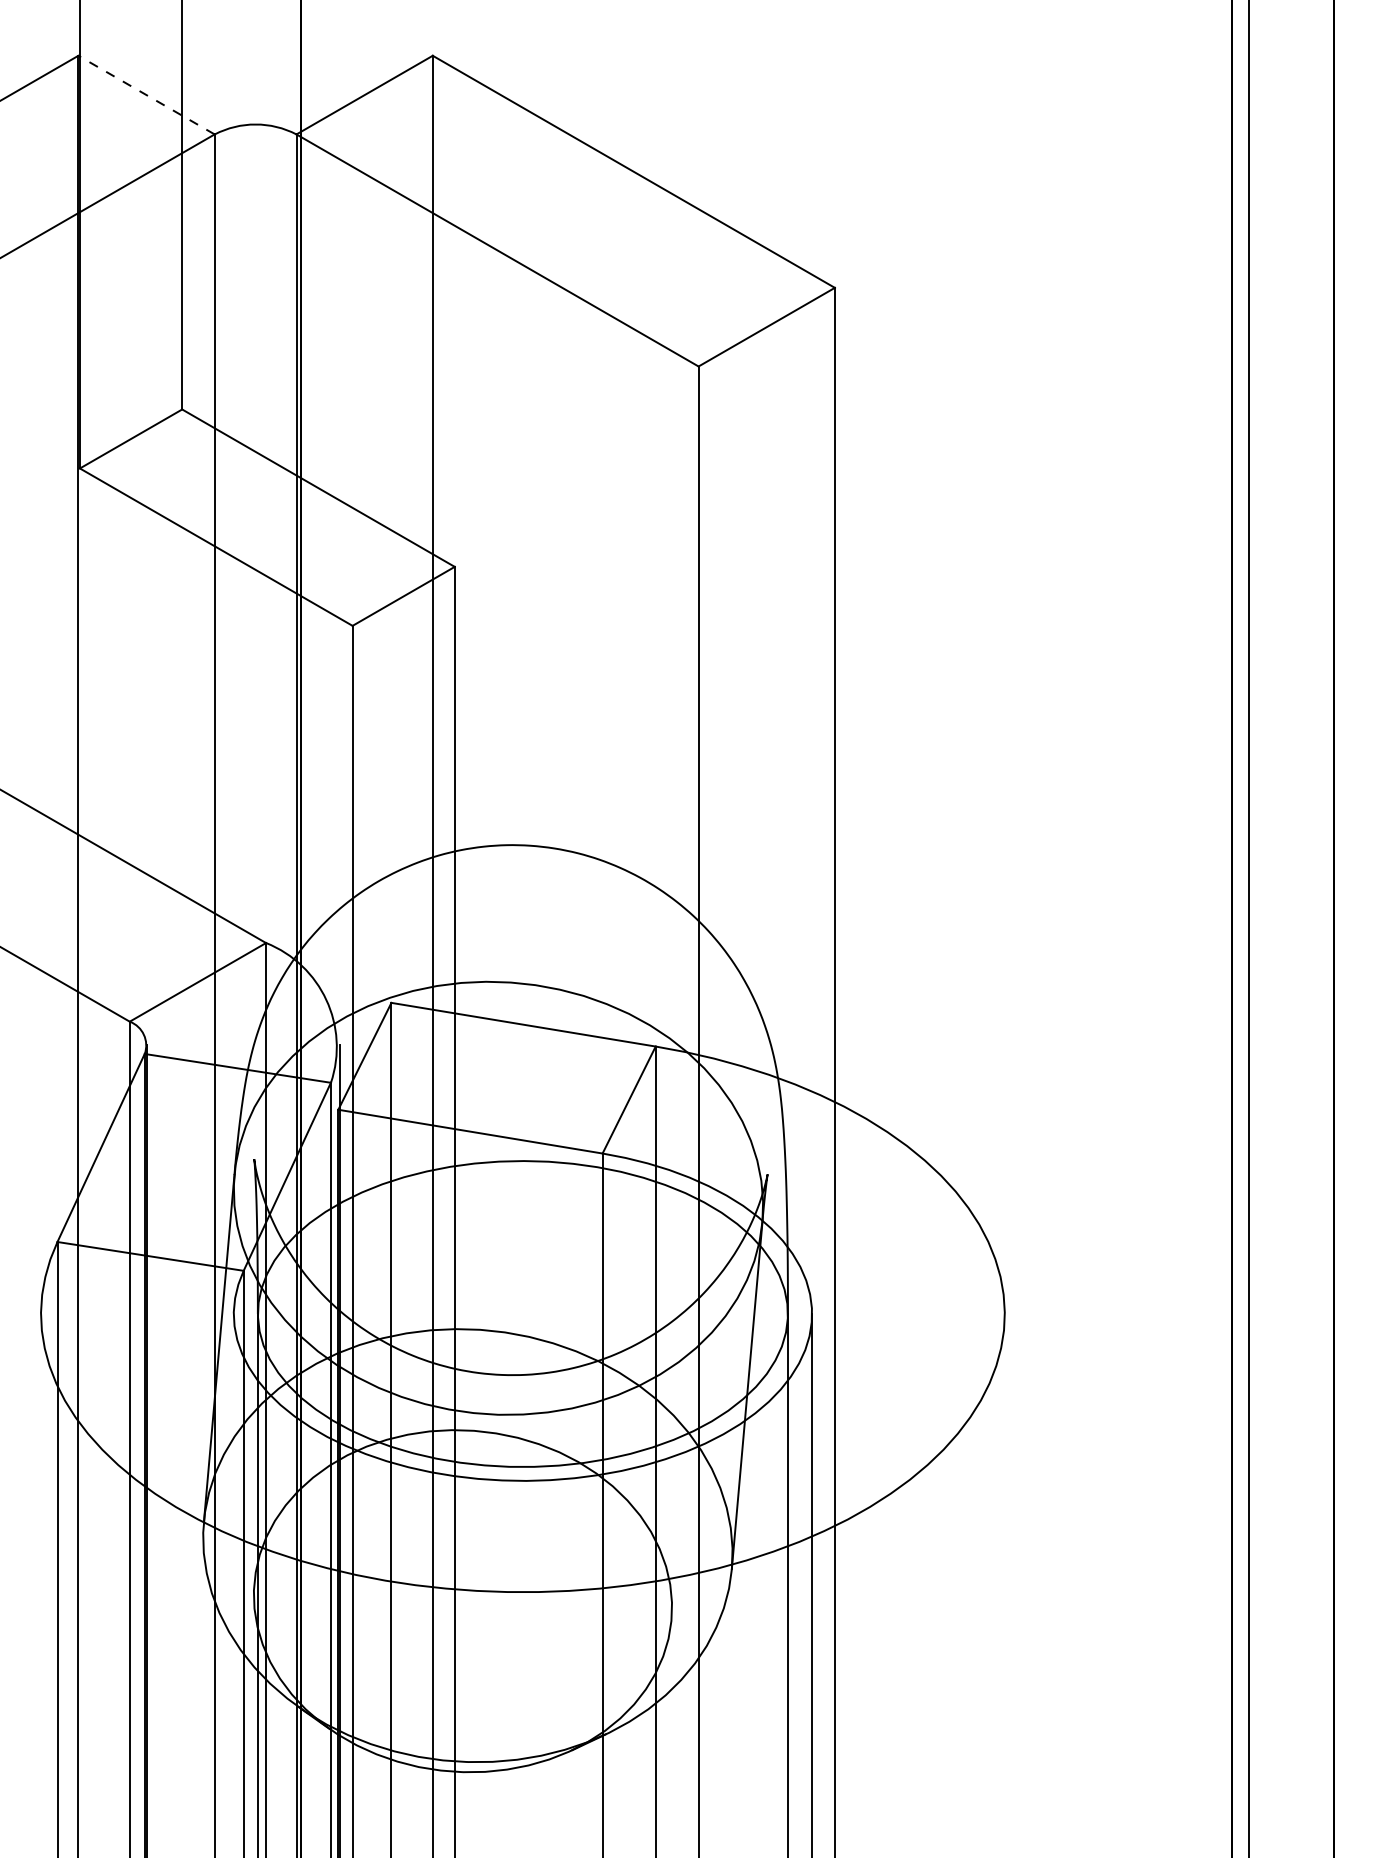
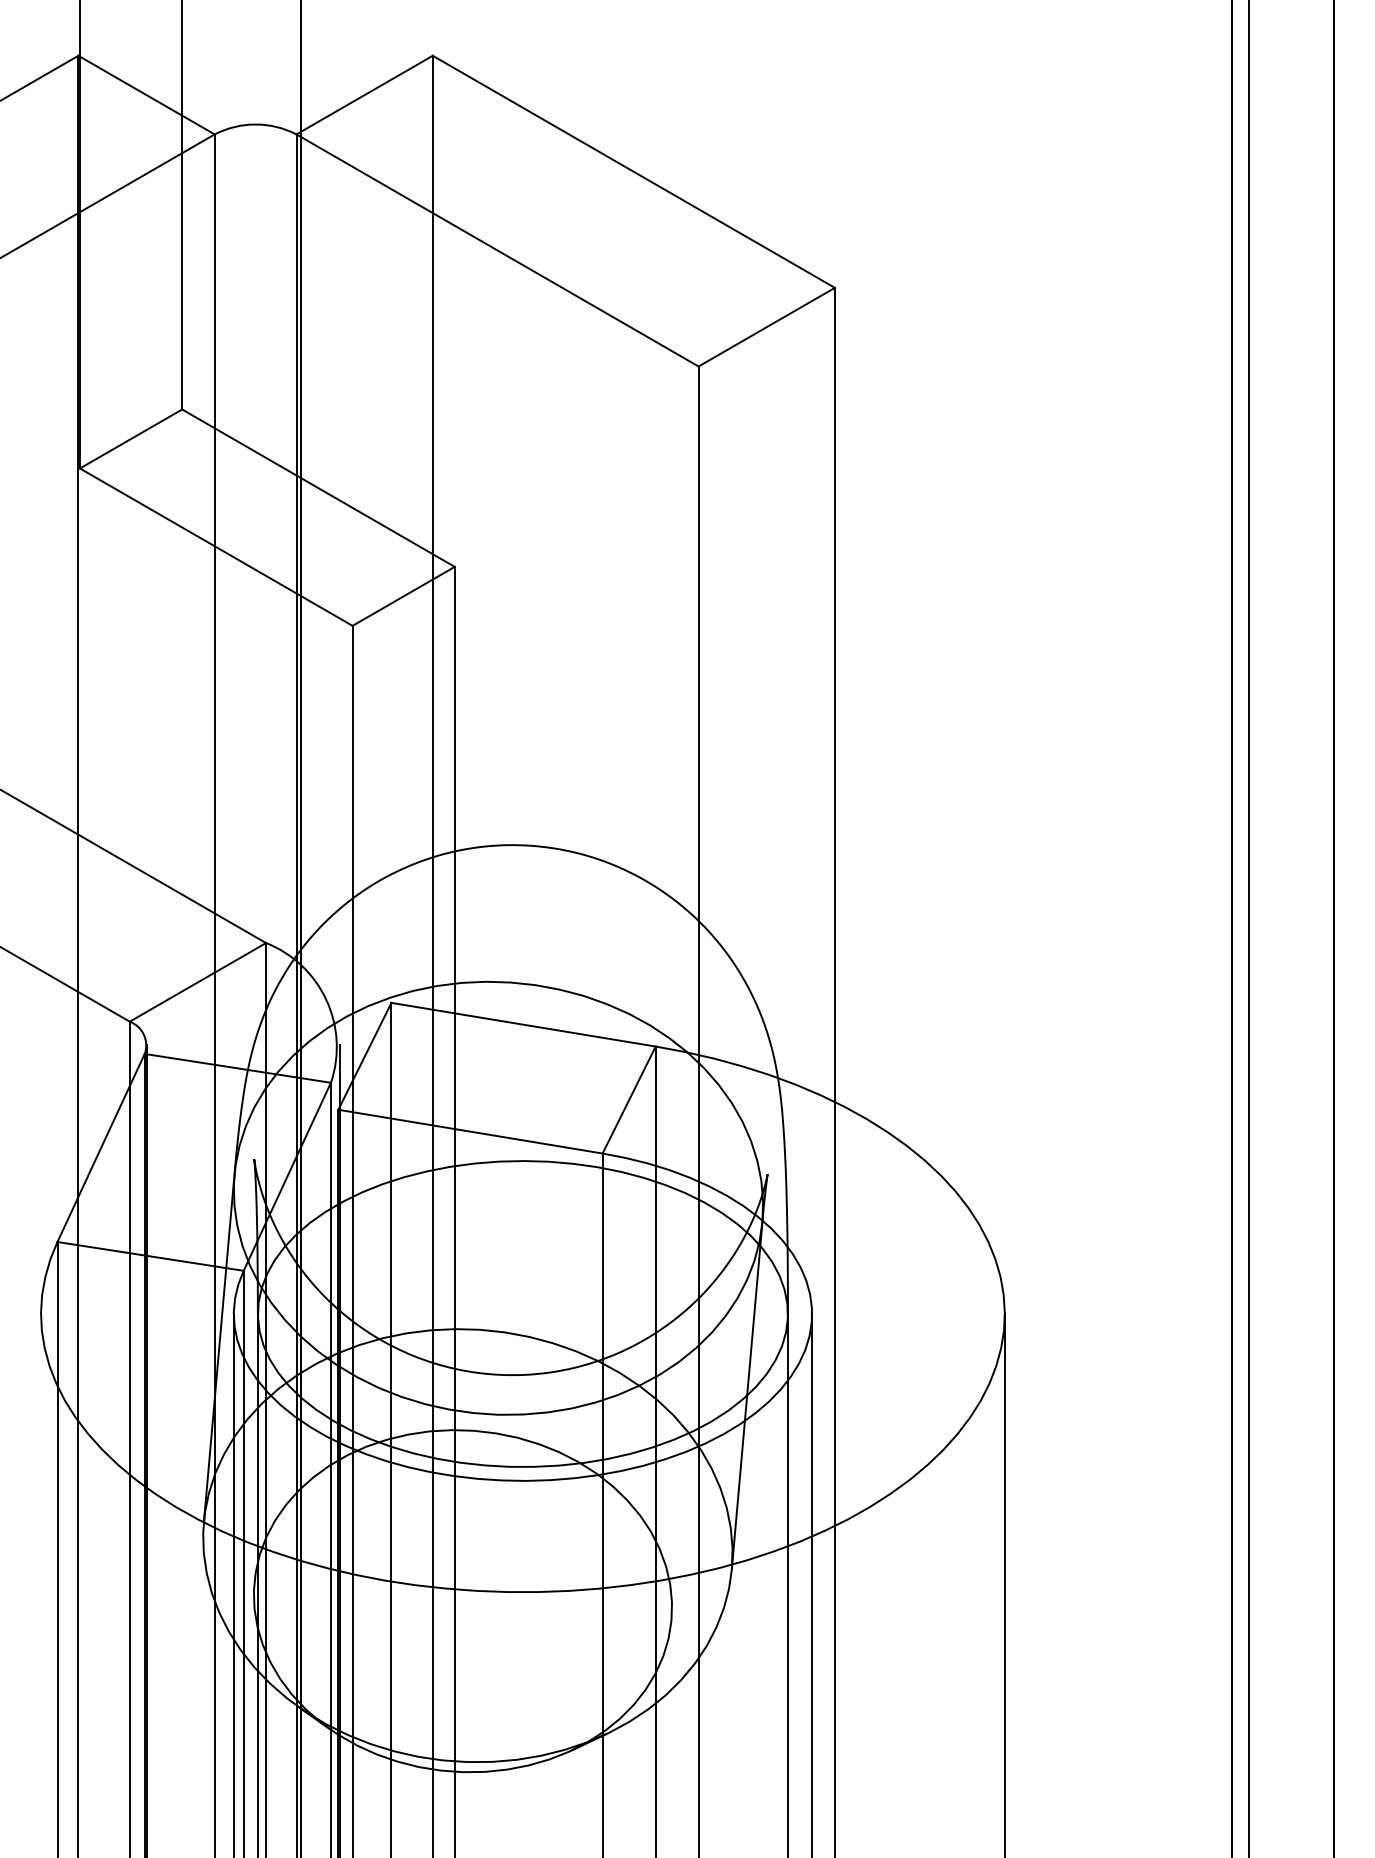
line: dashed -> solid (146, 95)
line: none -> present (233, 1584)
line: none -> present (1004, 1584)
